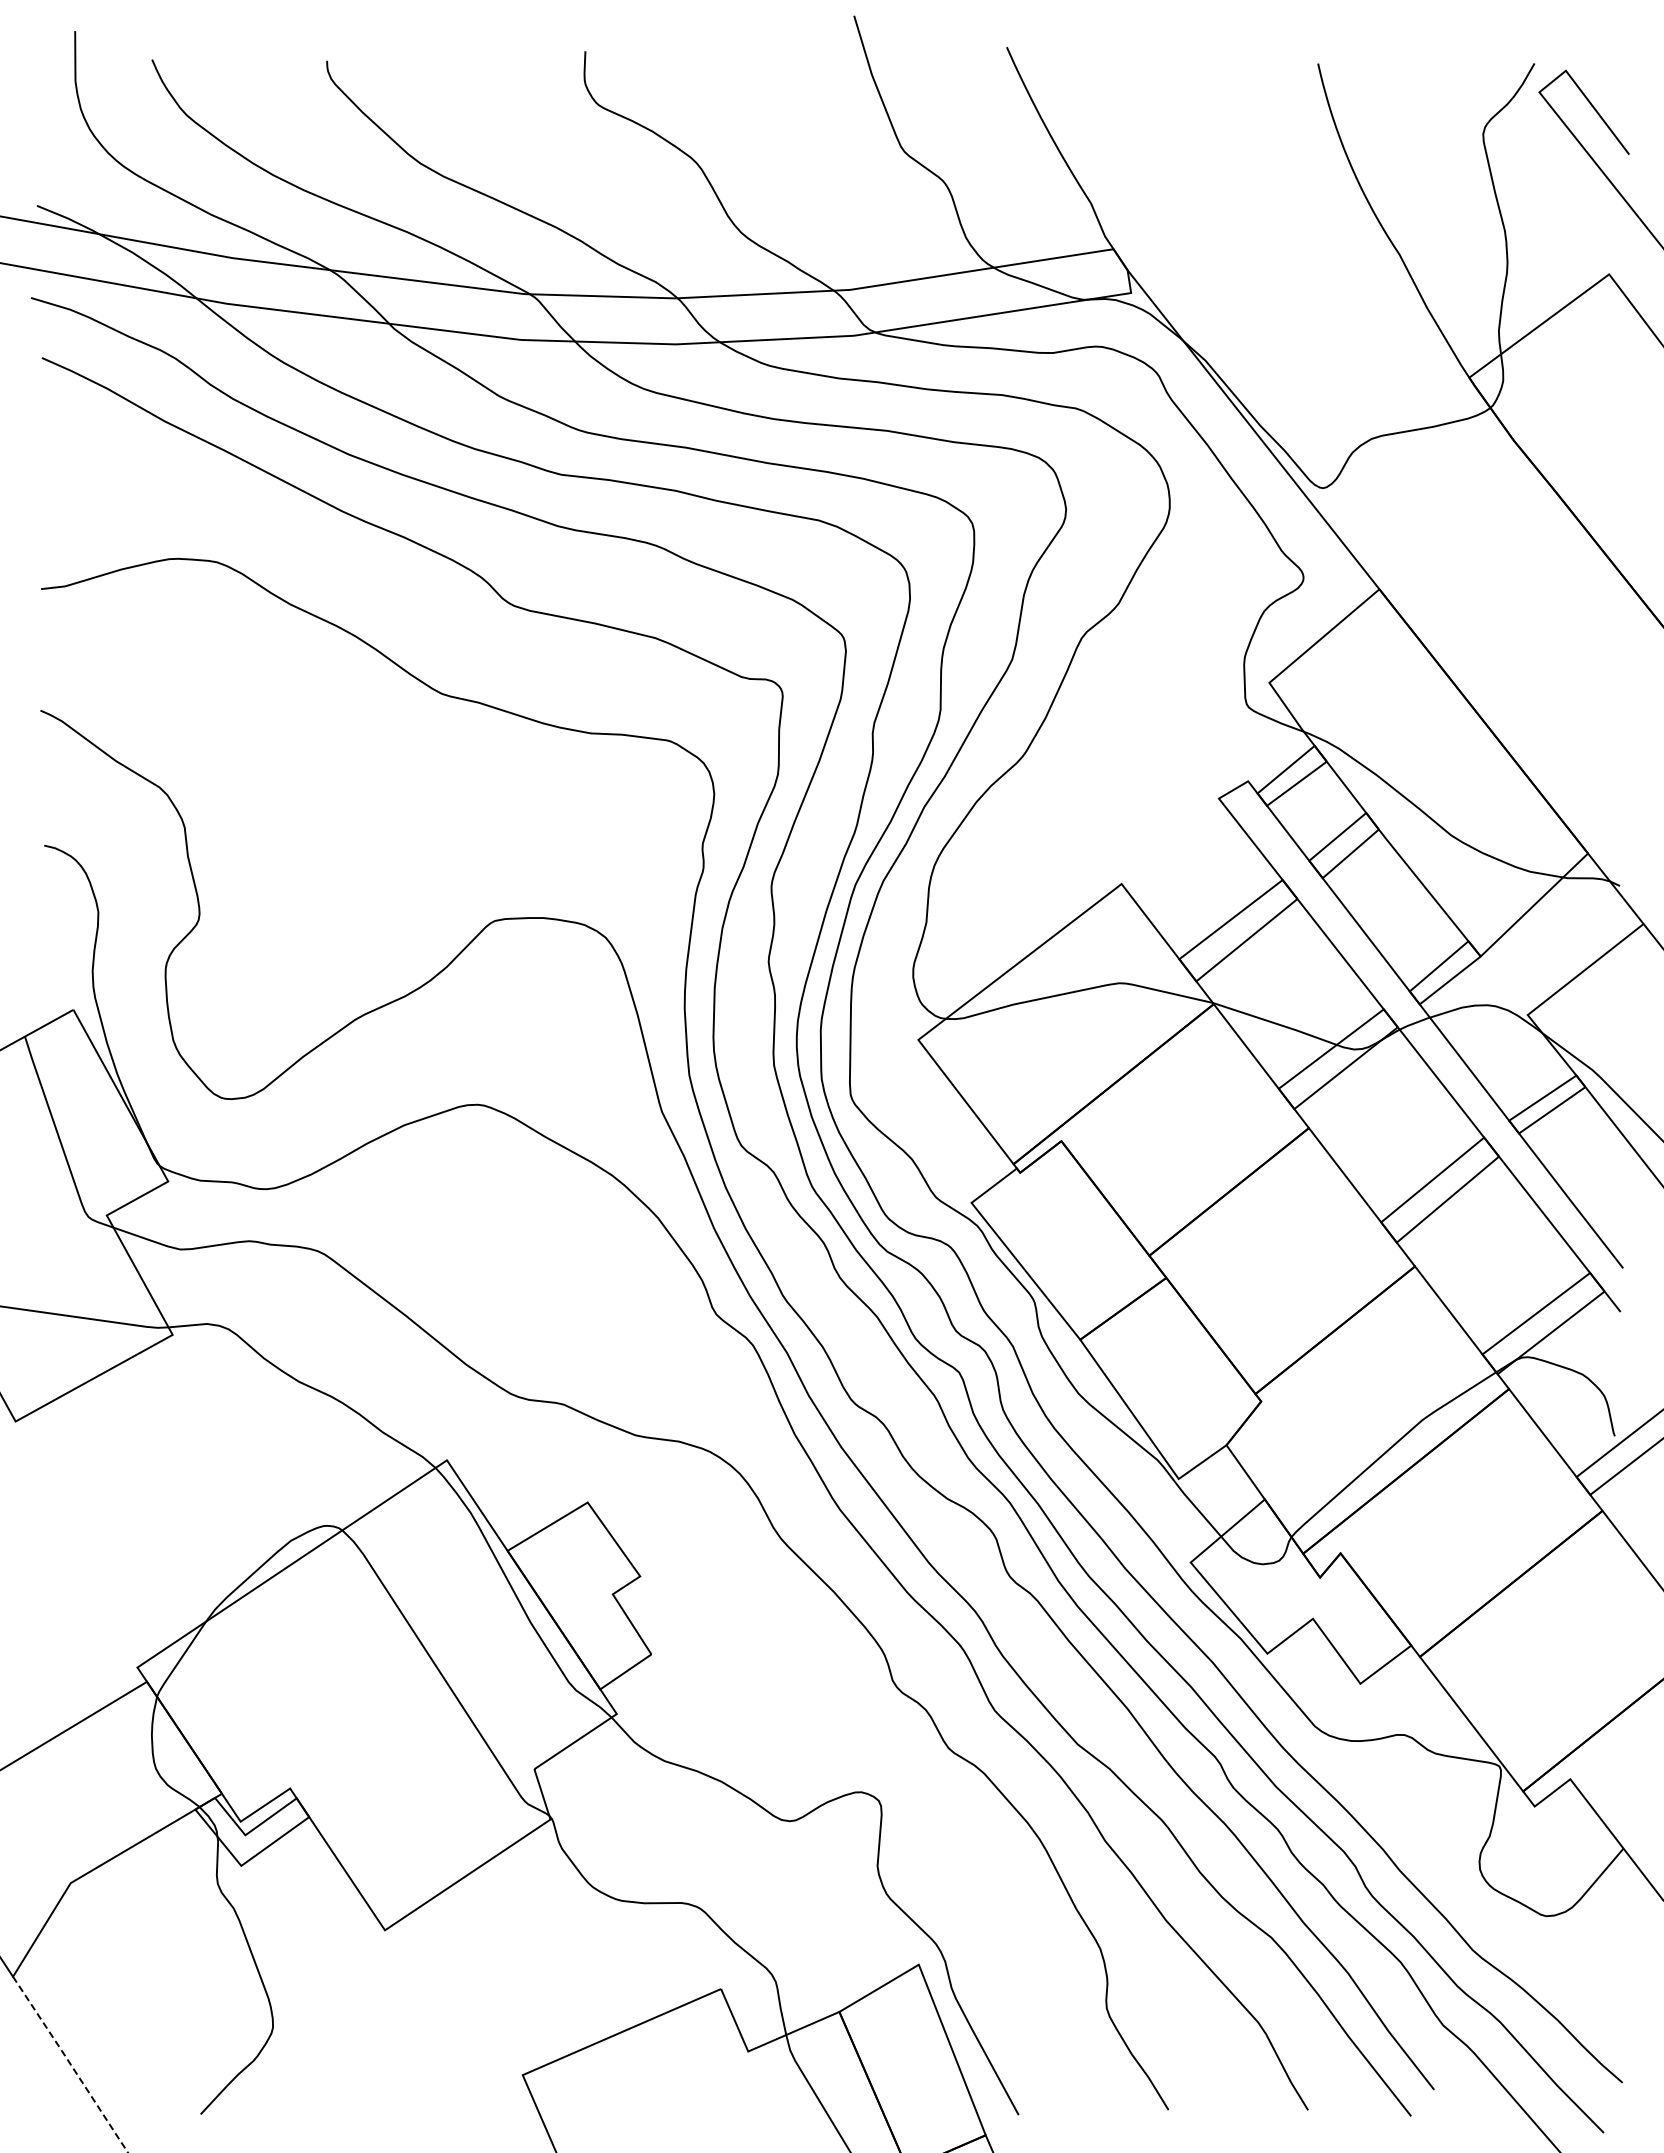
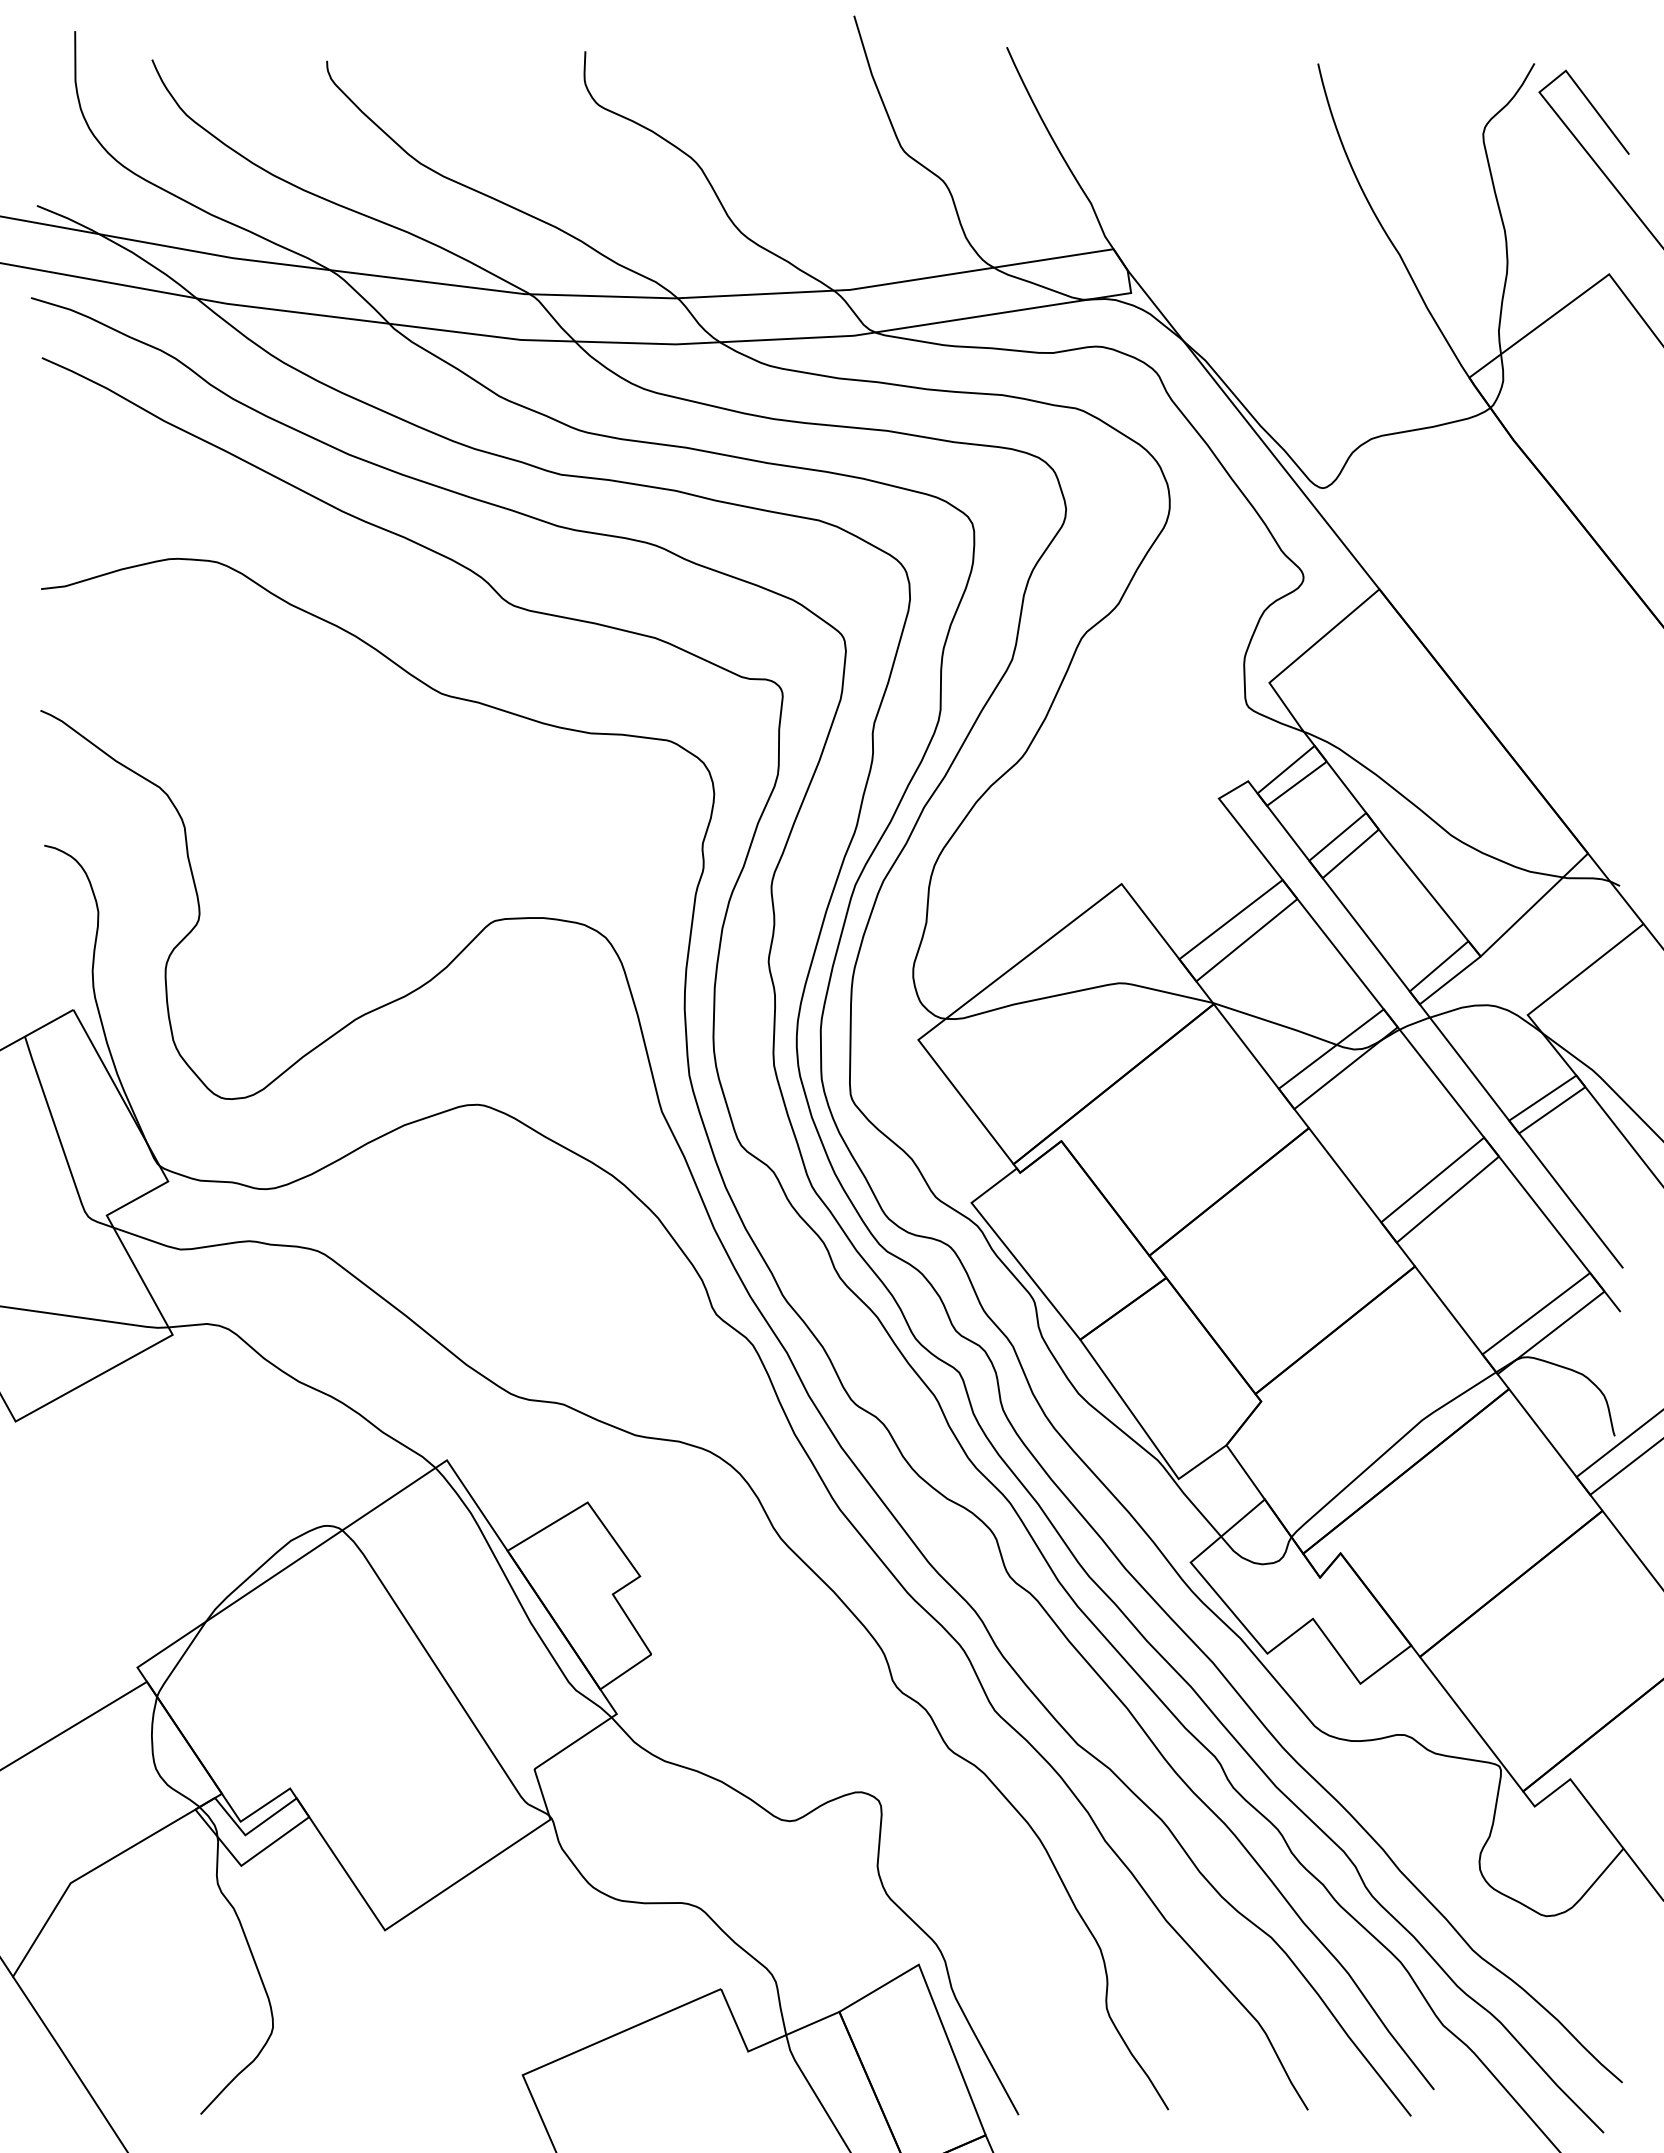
line: dashed -> solid (70, 2064)
